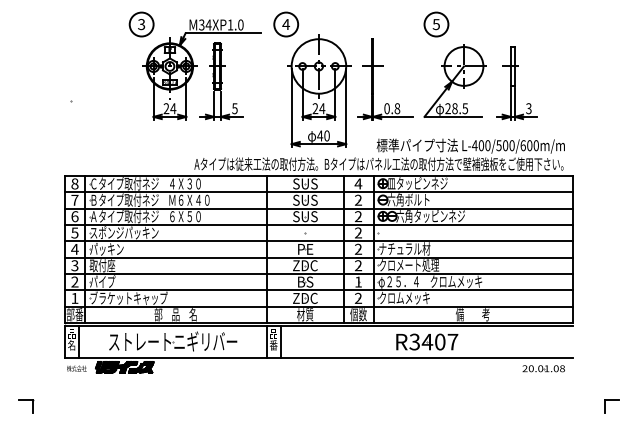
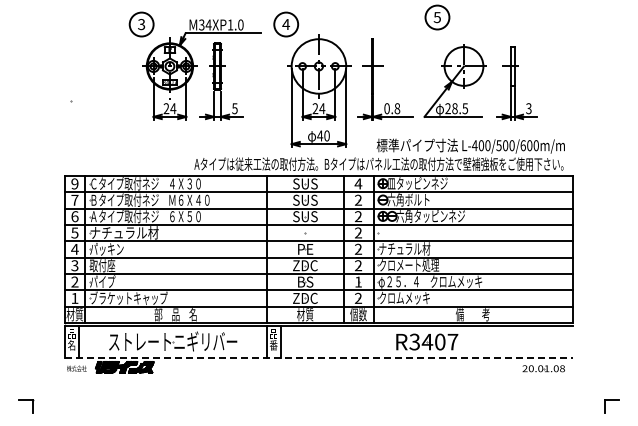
part position: (436, 24) -> (437, 17) (437, 17)
text: 8 -> 9 (74, 183)
text: スポンジパッキン -> ナチュラル材 (124, 232)
text: 部番 -> 材質 (74, 314)
line: solid -> dashed (319, 358)
